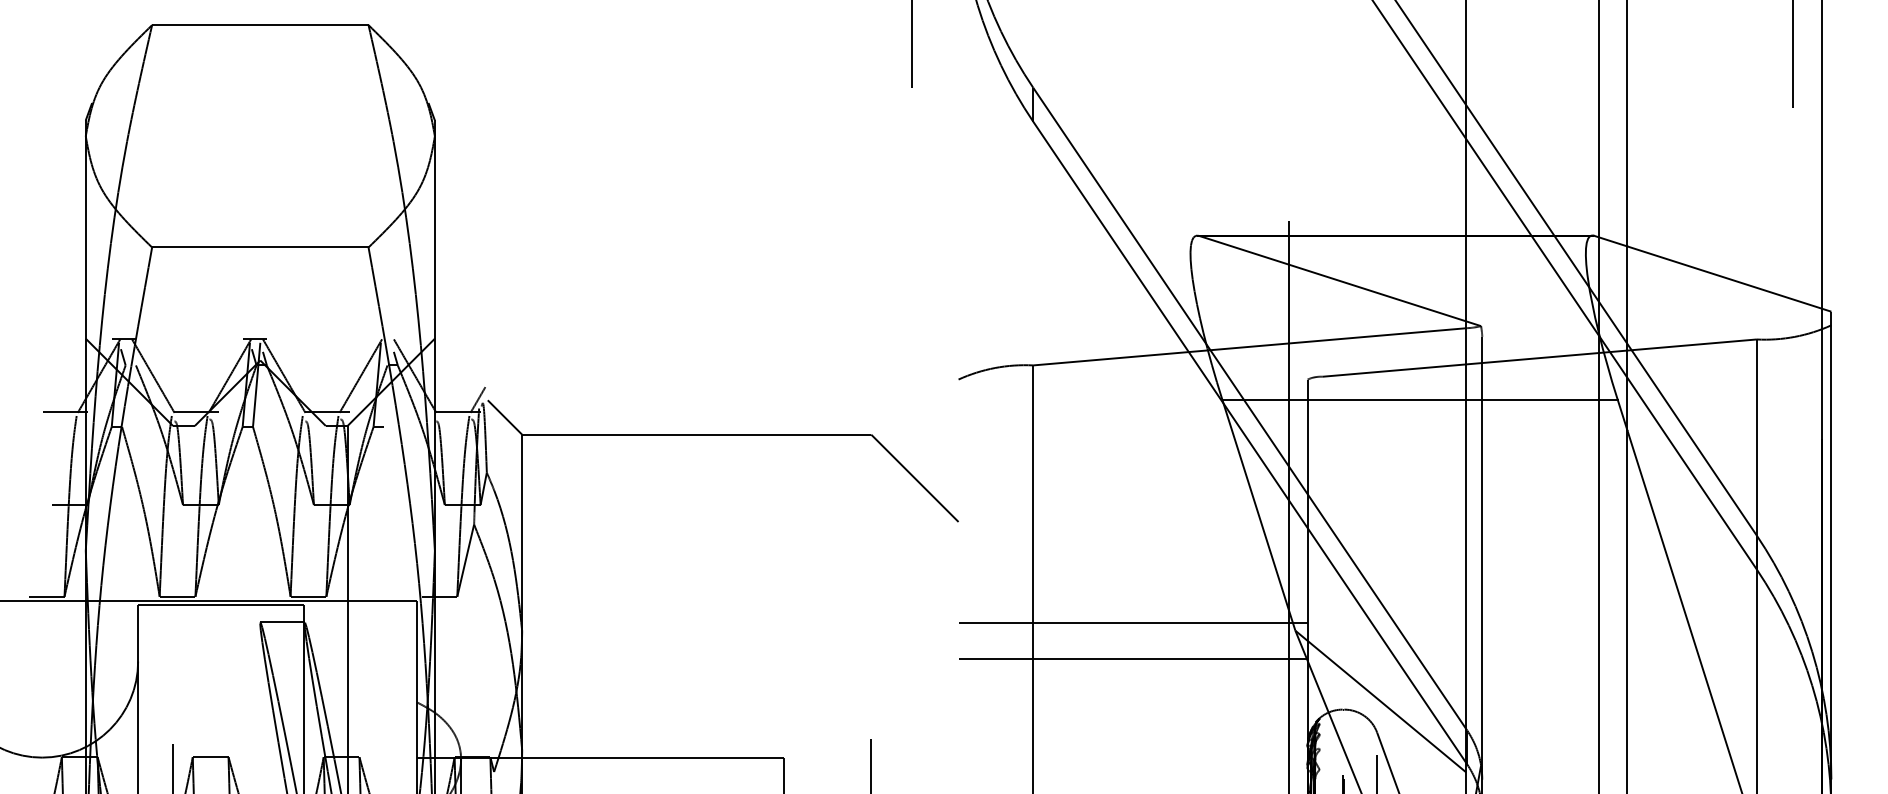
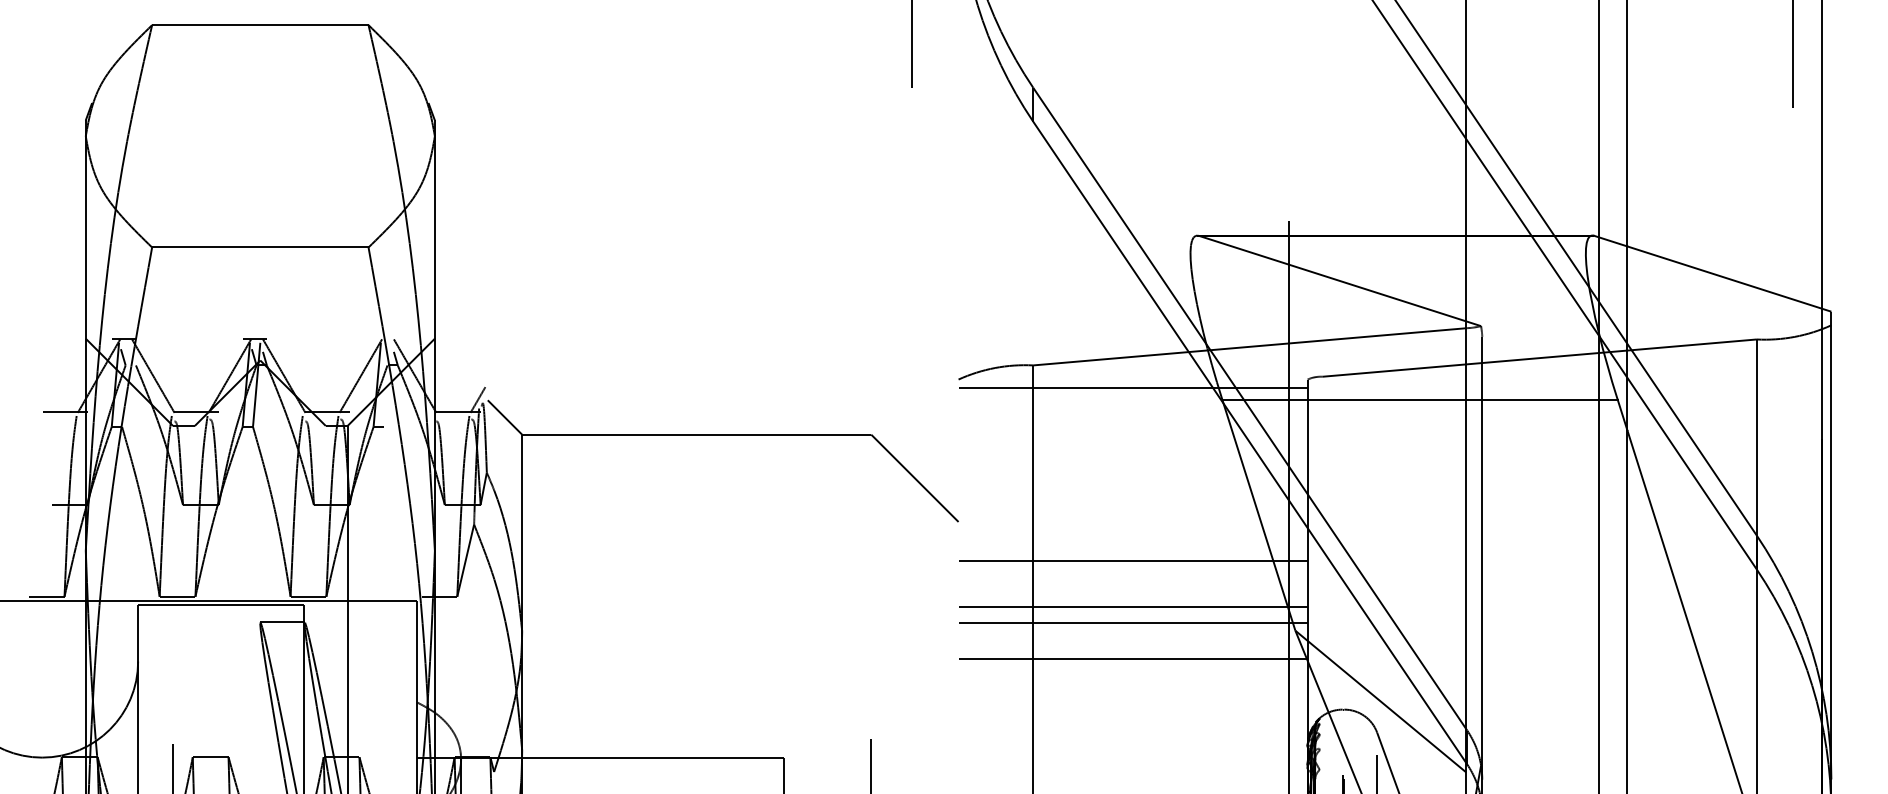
line: none -> present (1132, 387)
line: none -> present (1132, 560)
line: none -> present (1132, 606)
